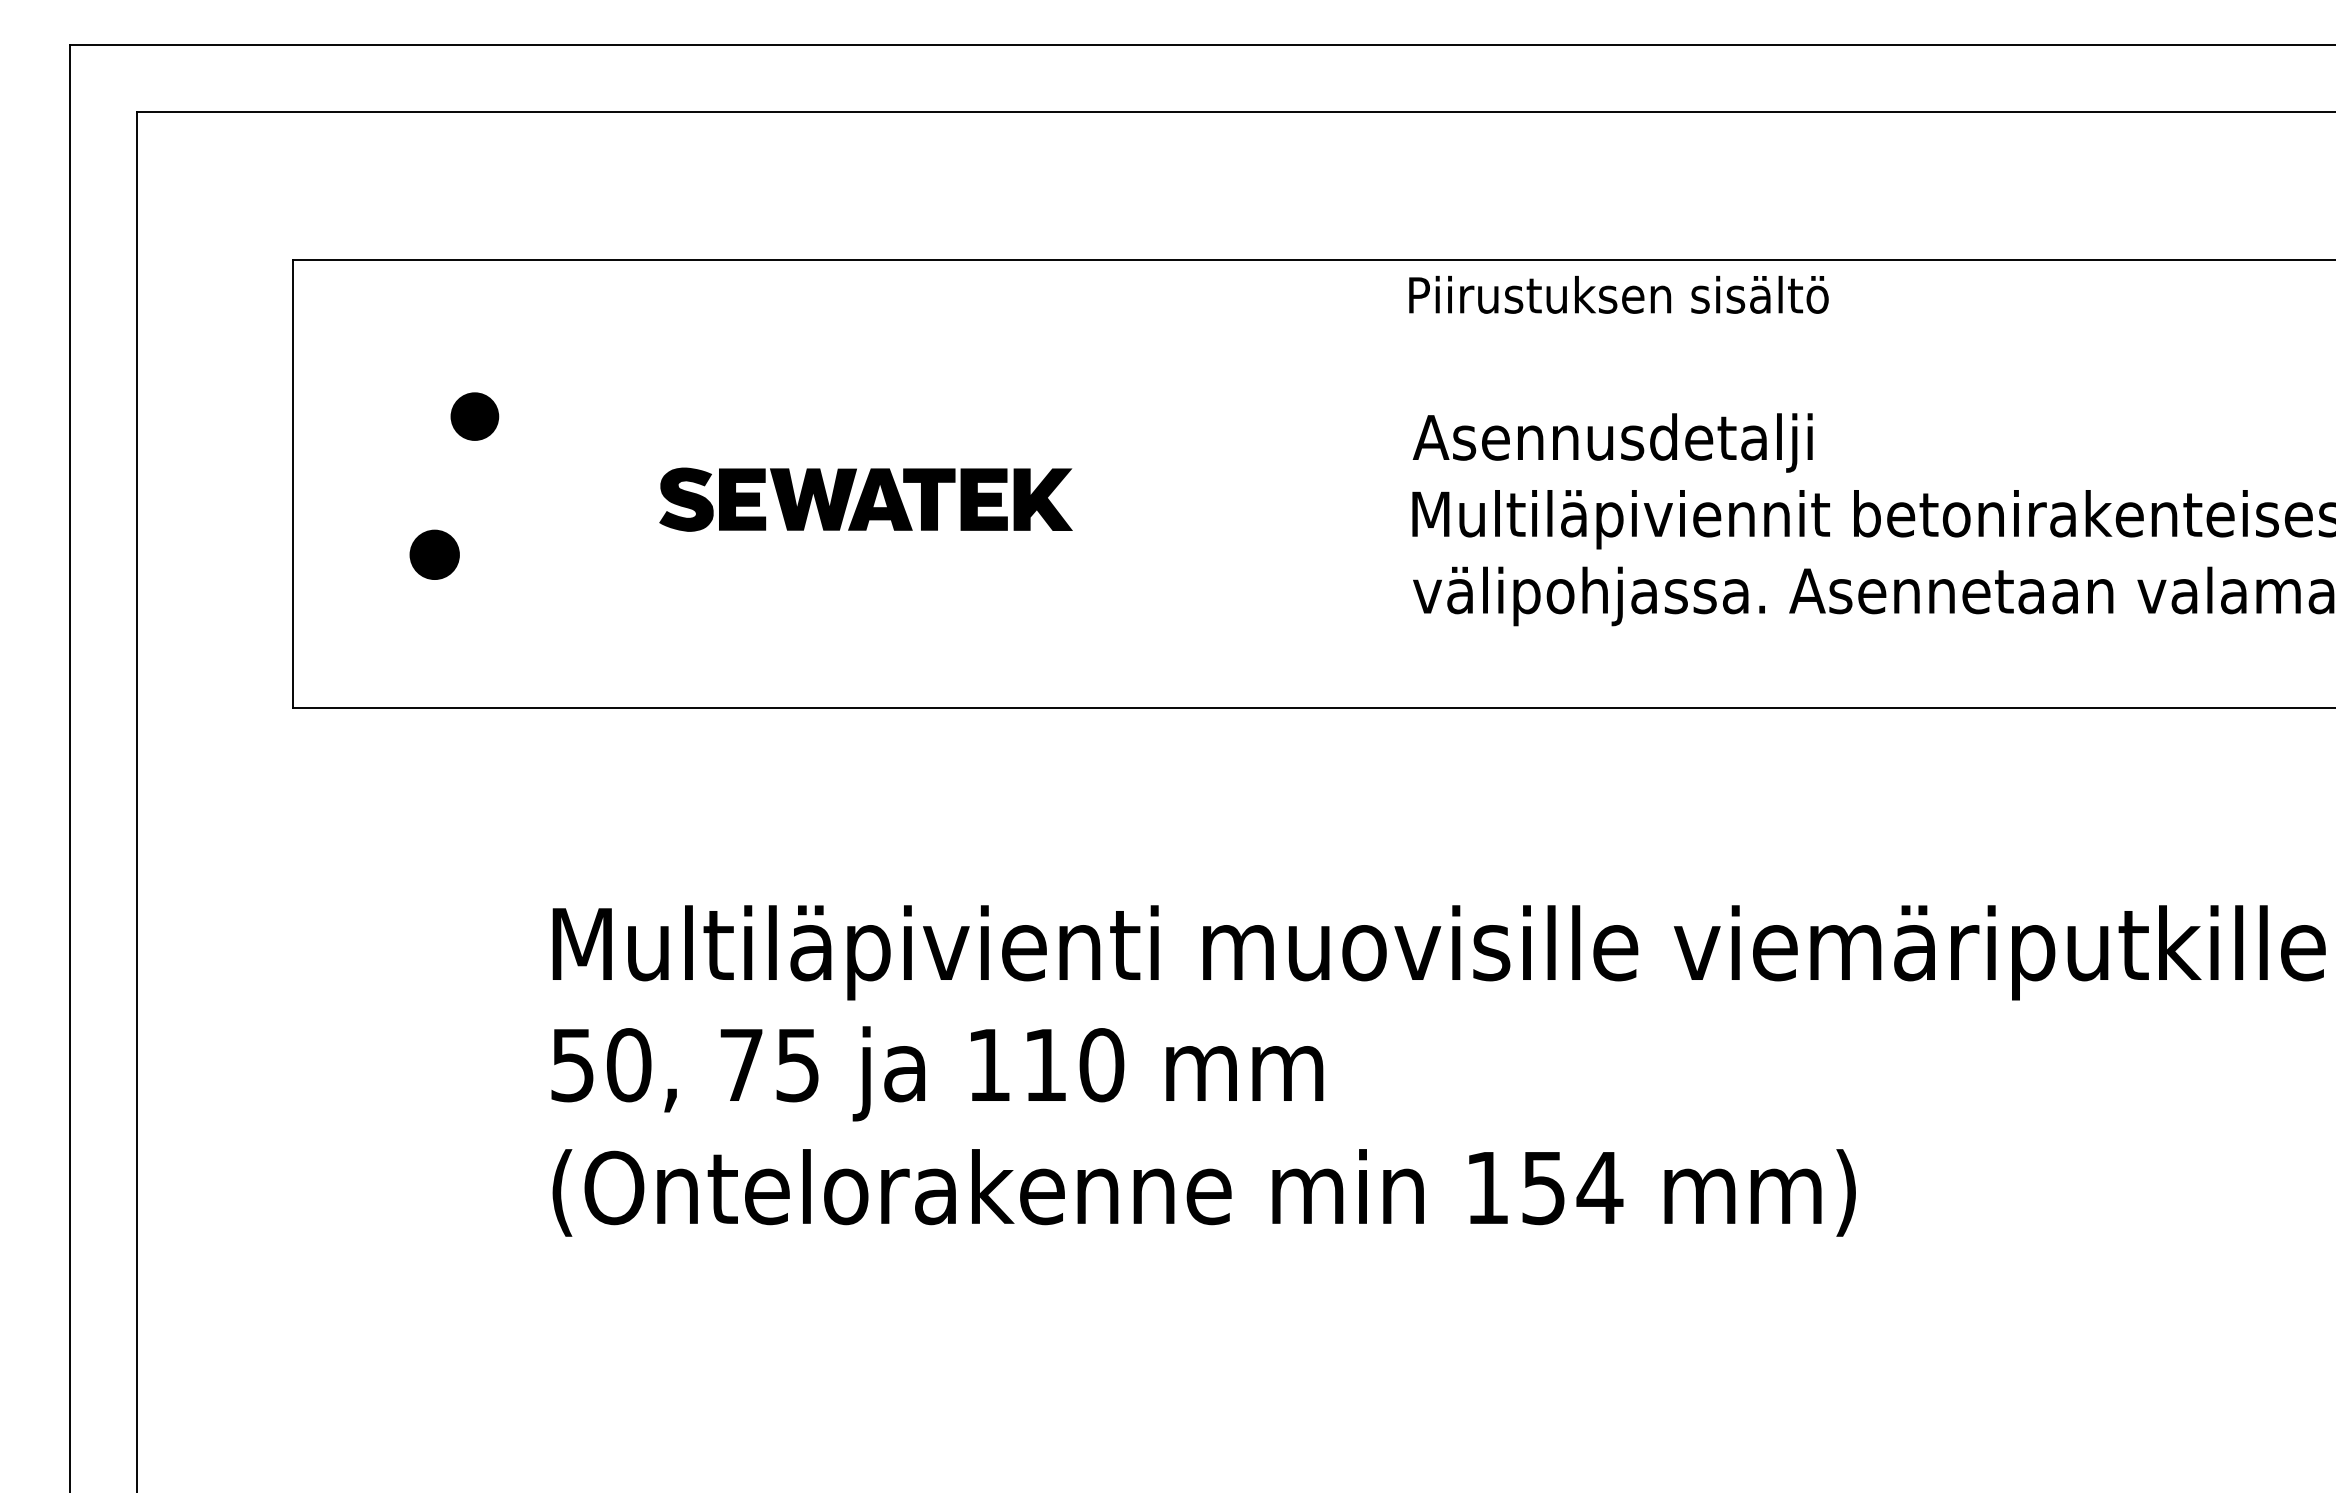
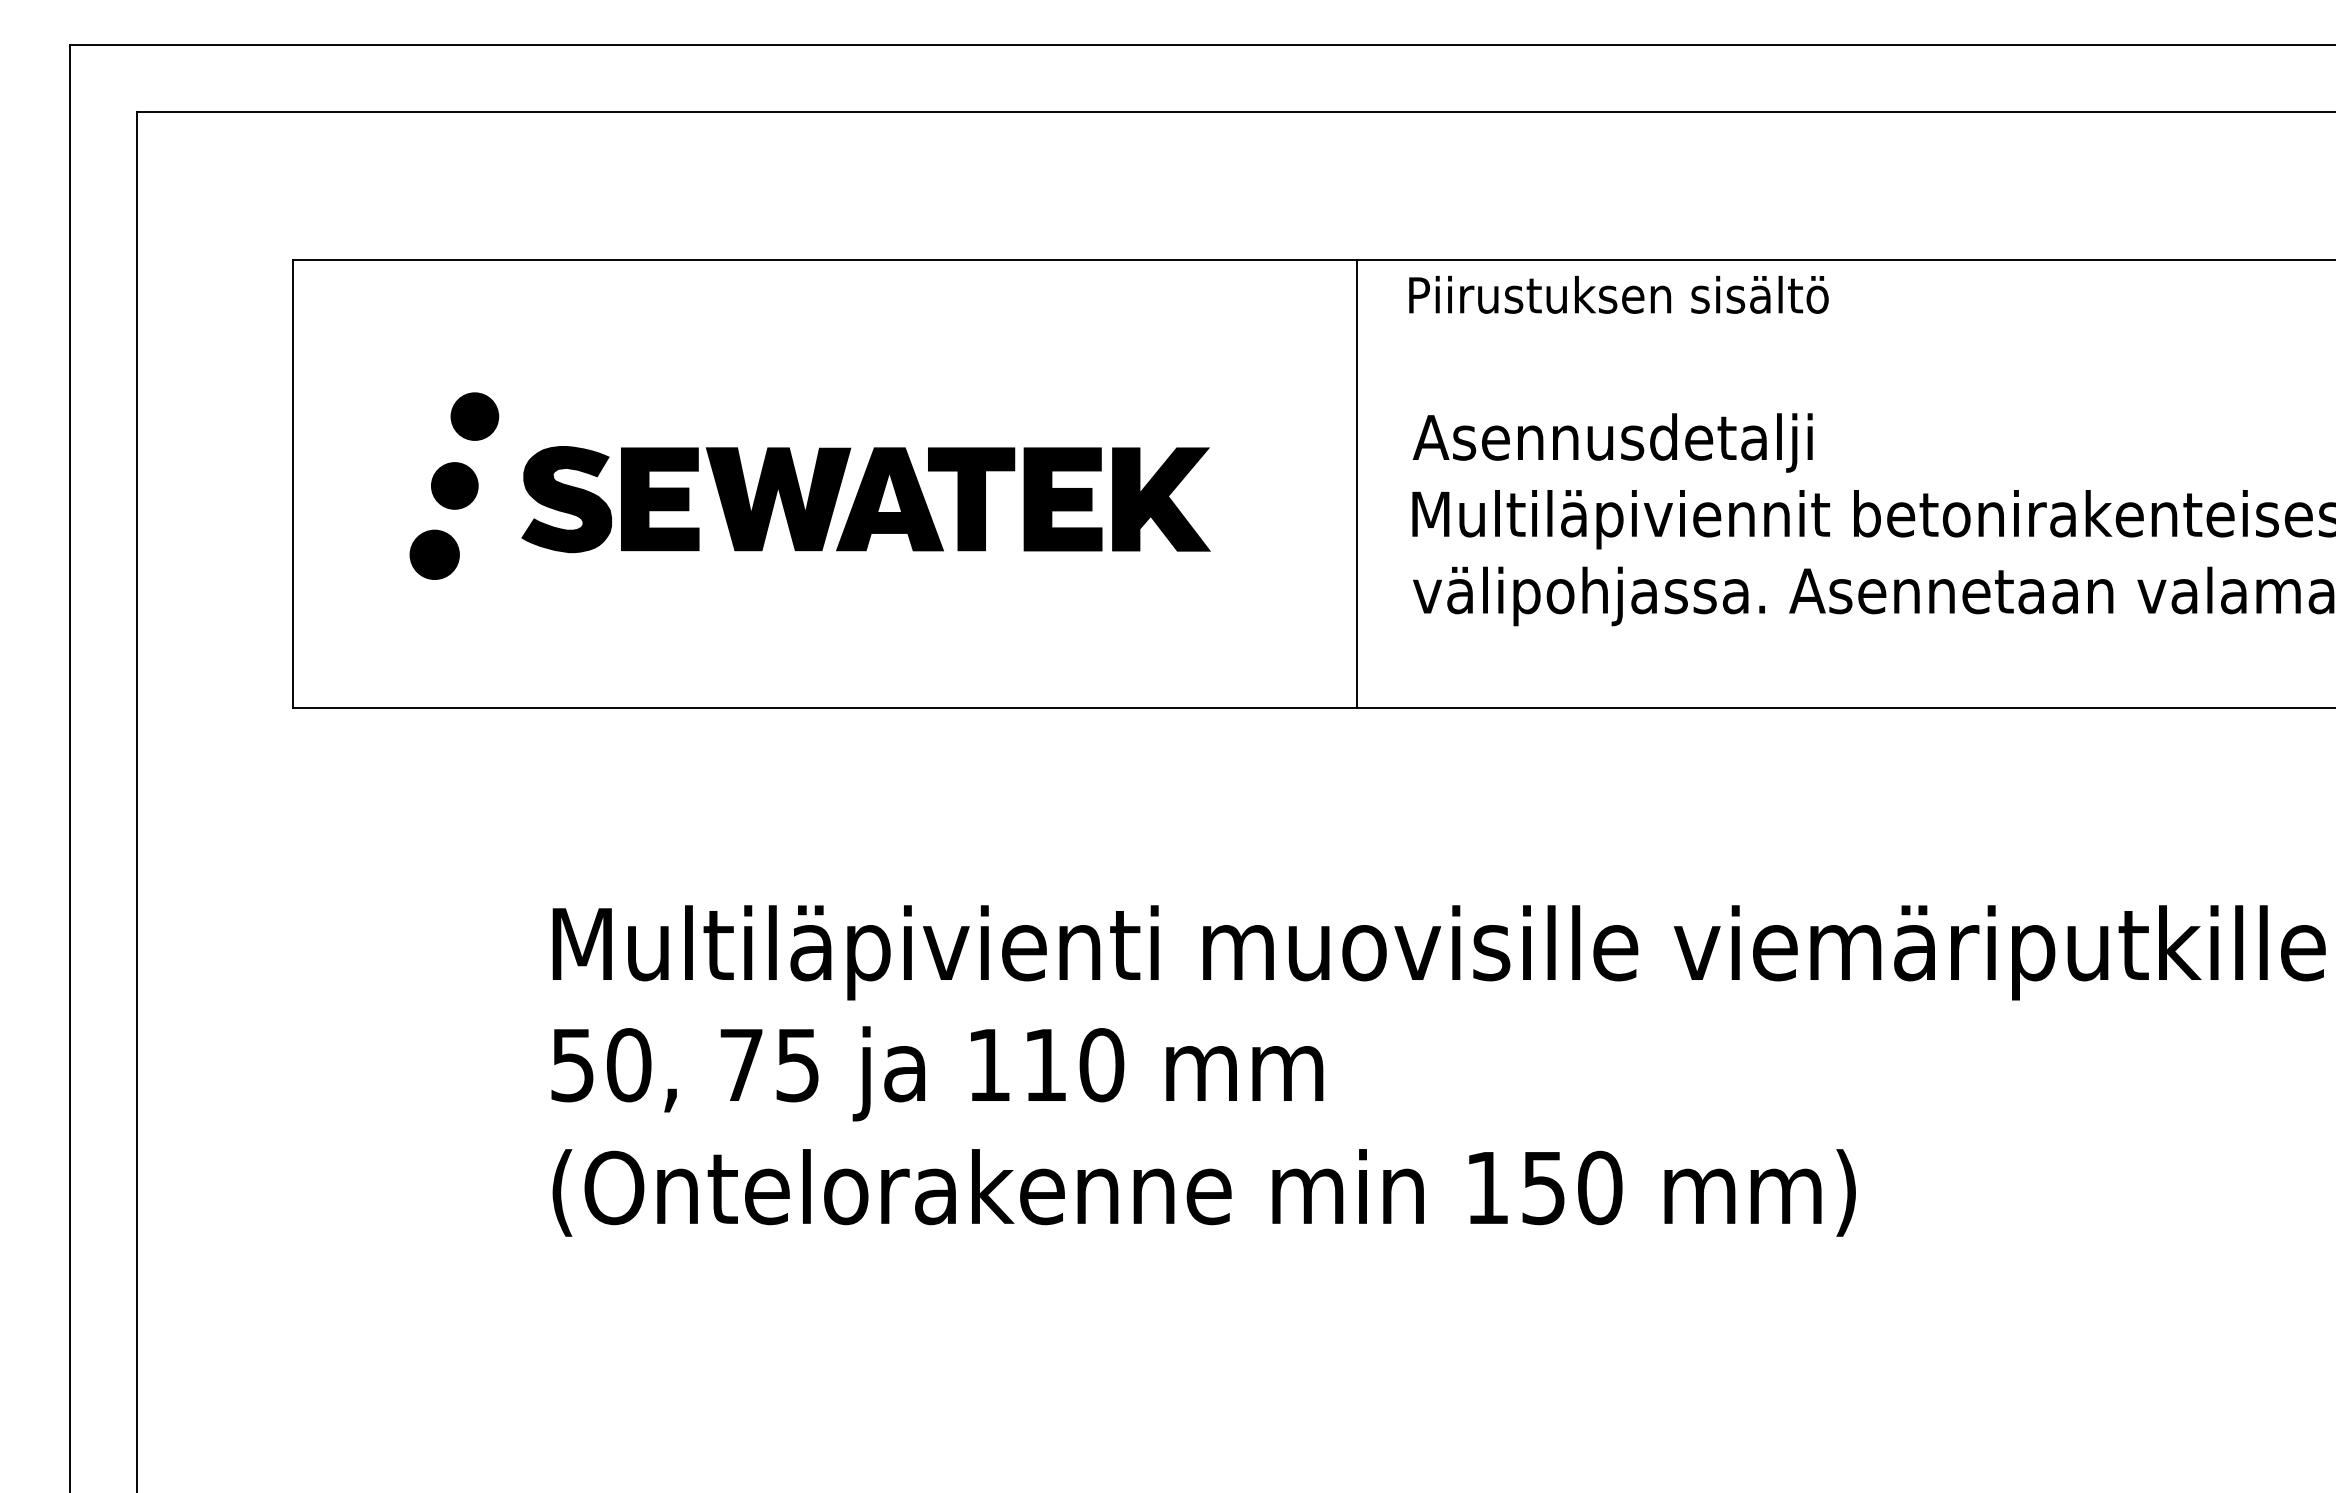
line: none -> present (1357, 483)
fill: none -> present (454, 485)
part size: 414x65 px -> 690x108 px (865, 499)
text: 154 -> 150 (1599, 1187)
